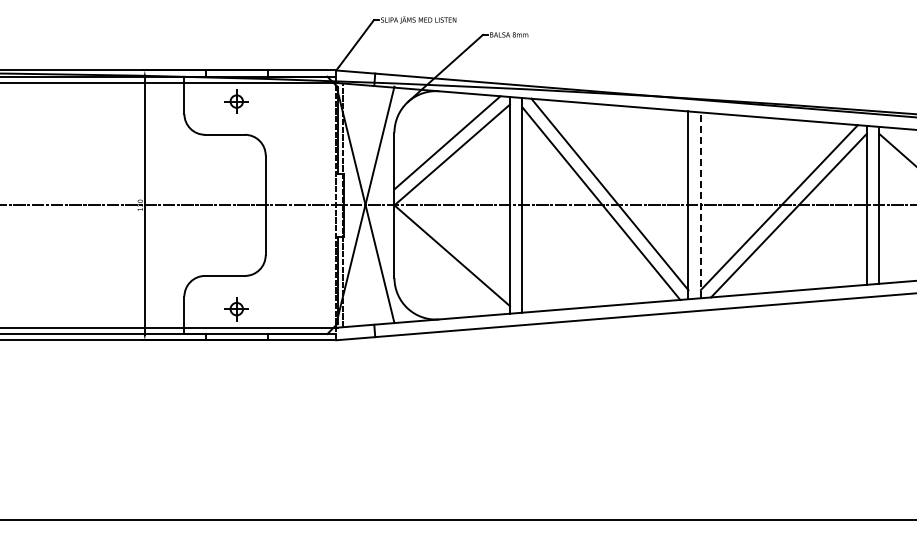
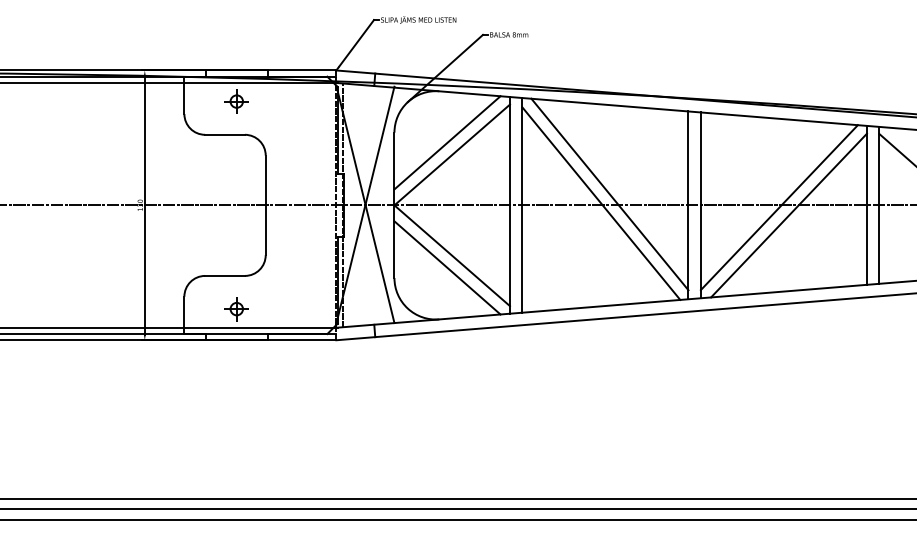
line: dashed -> solid (700, 205)
line: none -> present (447, 267)
line: none -> present (457, 499)
line: none -> present (457, 509)
